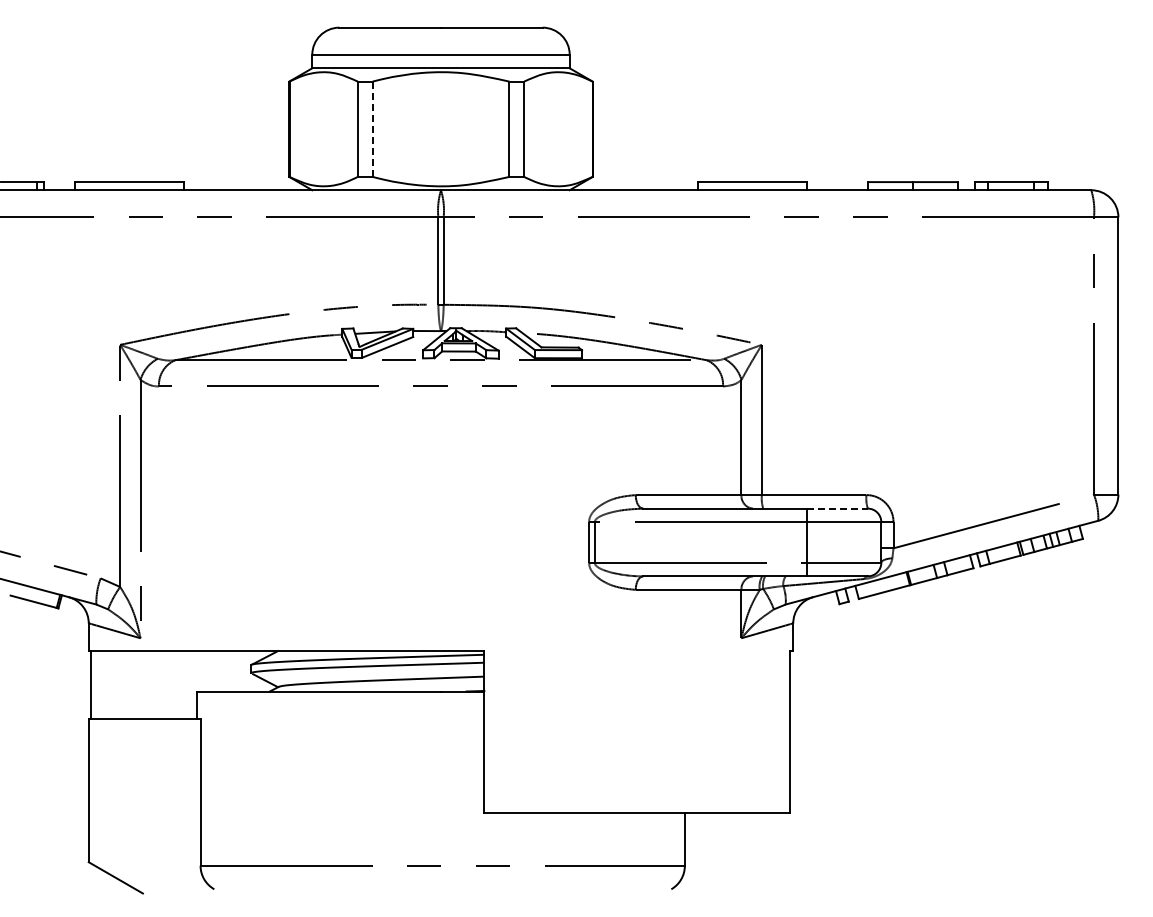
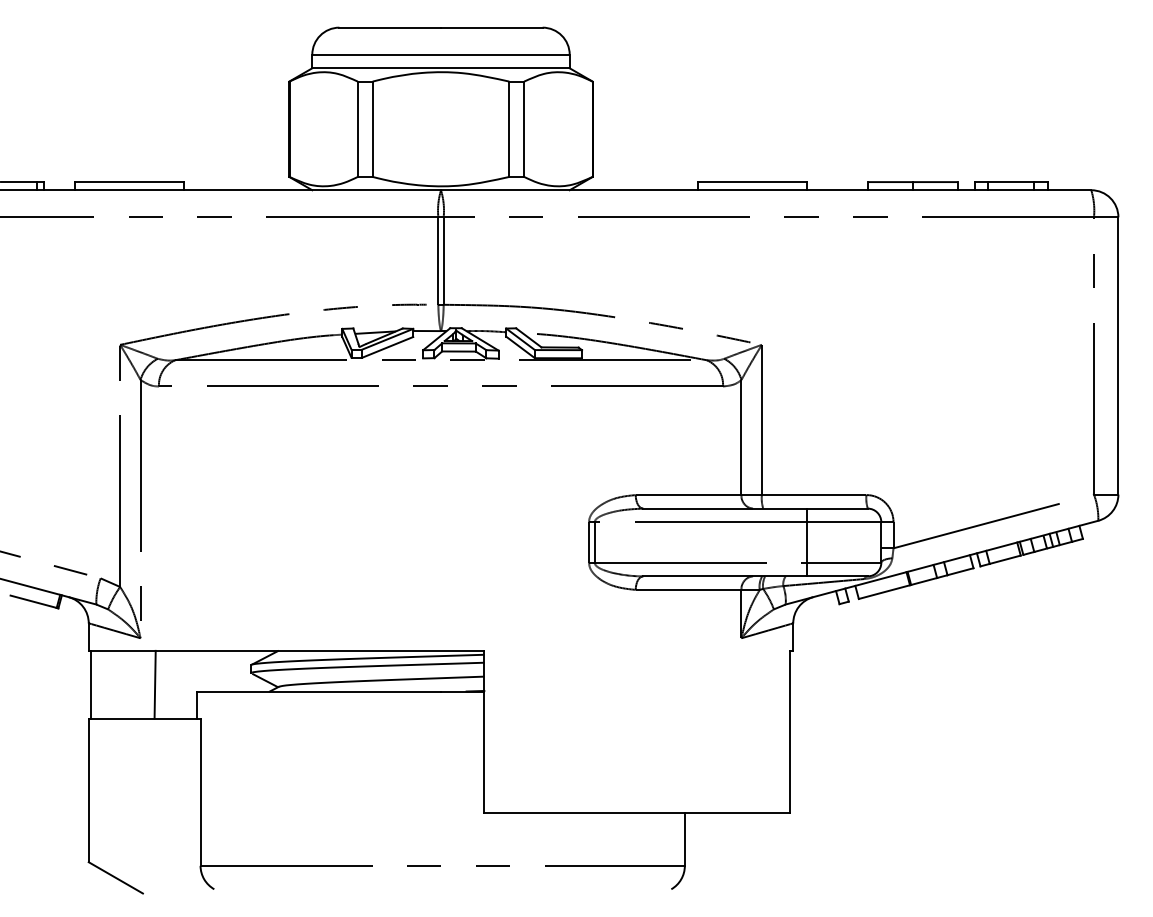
line: dashed -> solid (372, 129)
line: dashed -> solid (837, 508)
line: none -> present (154, 684)
